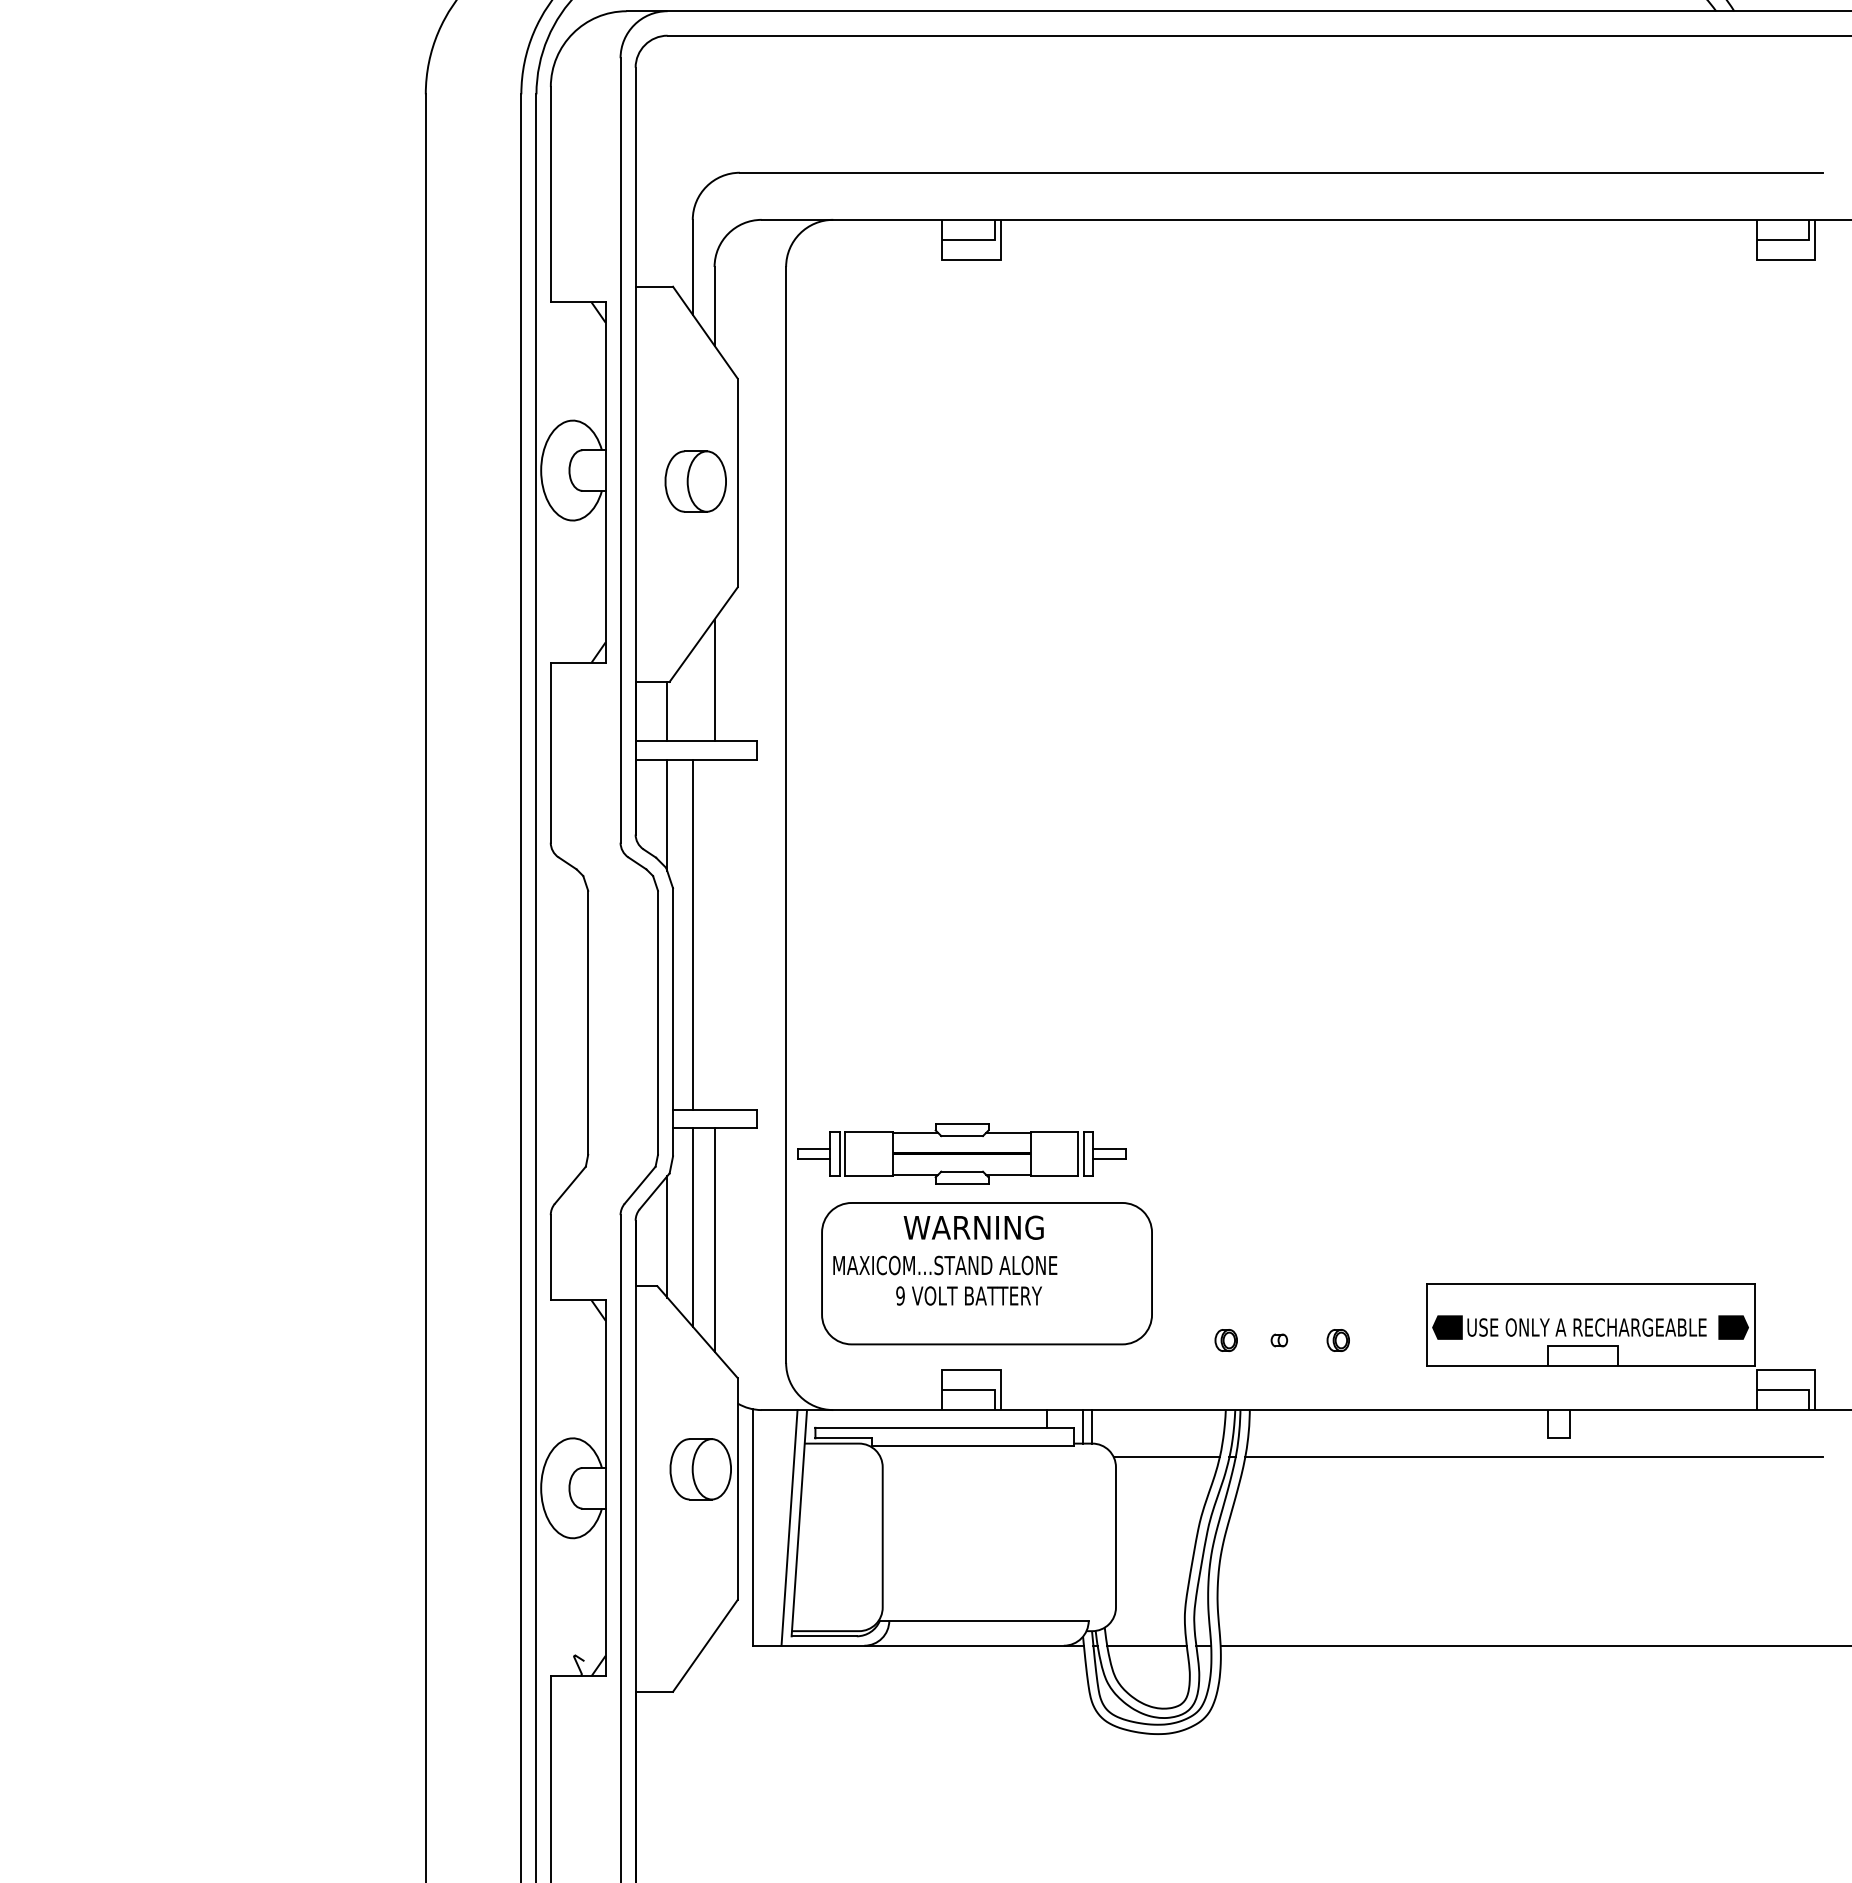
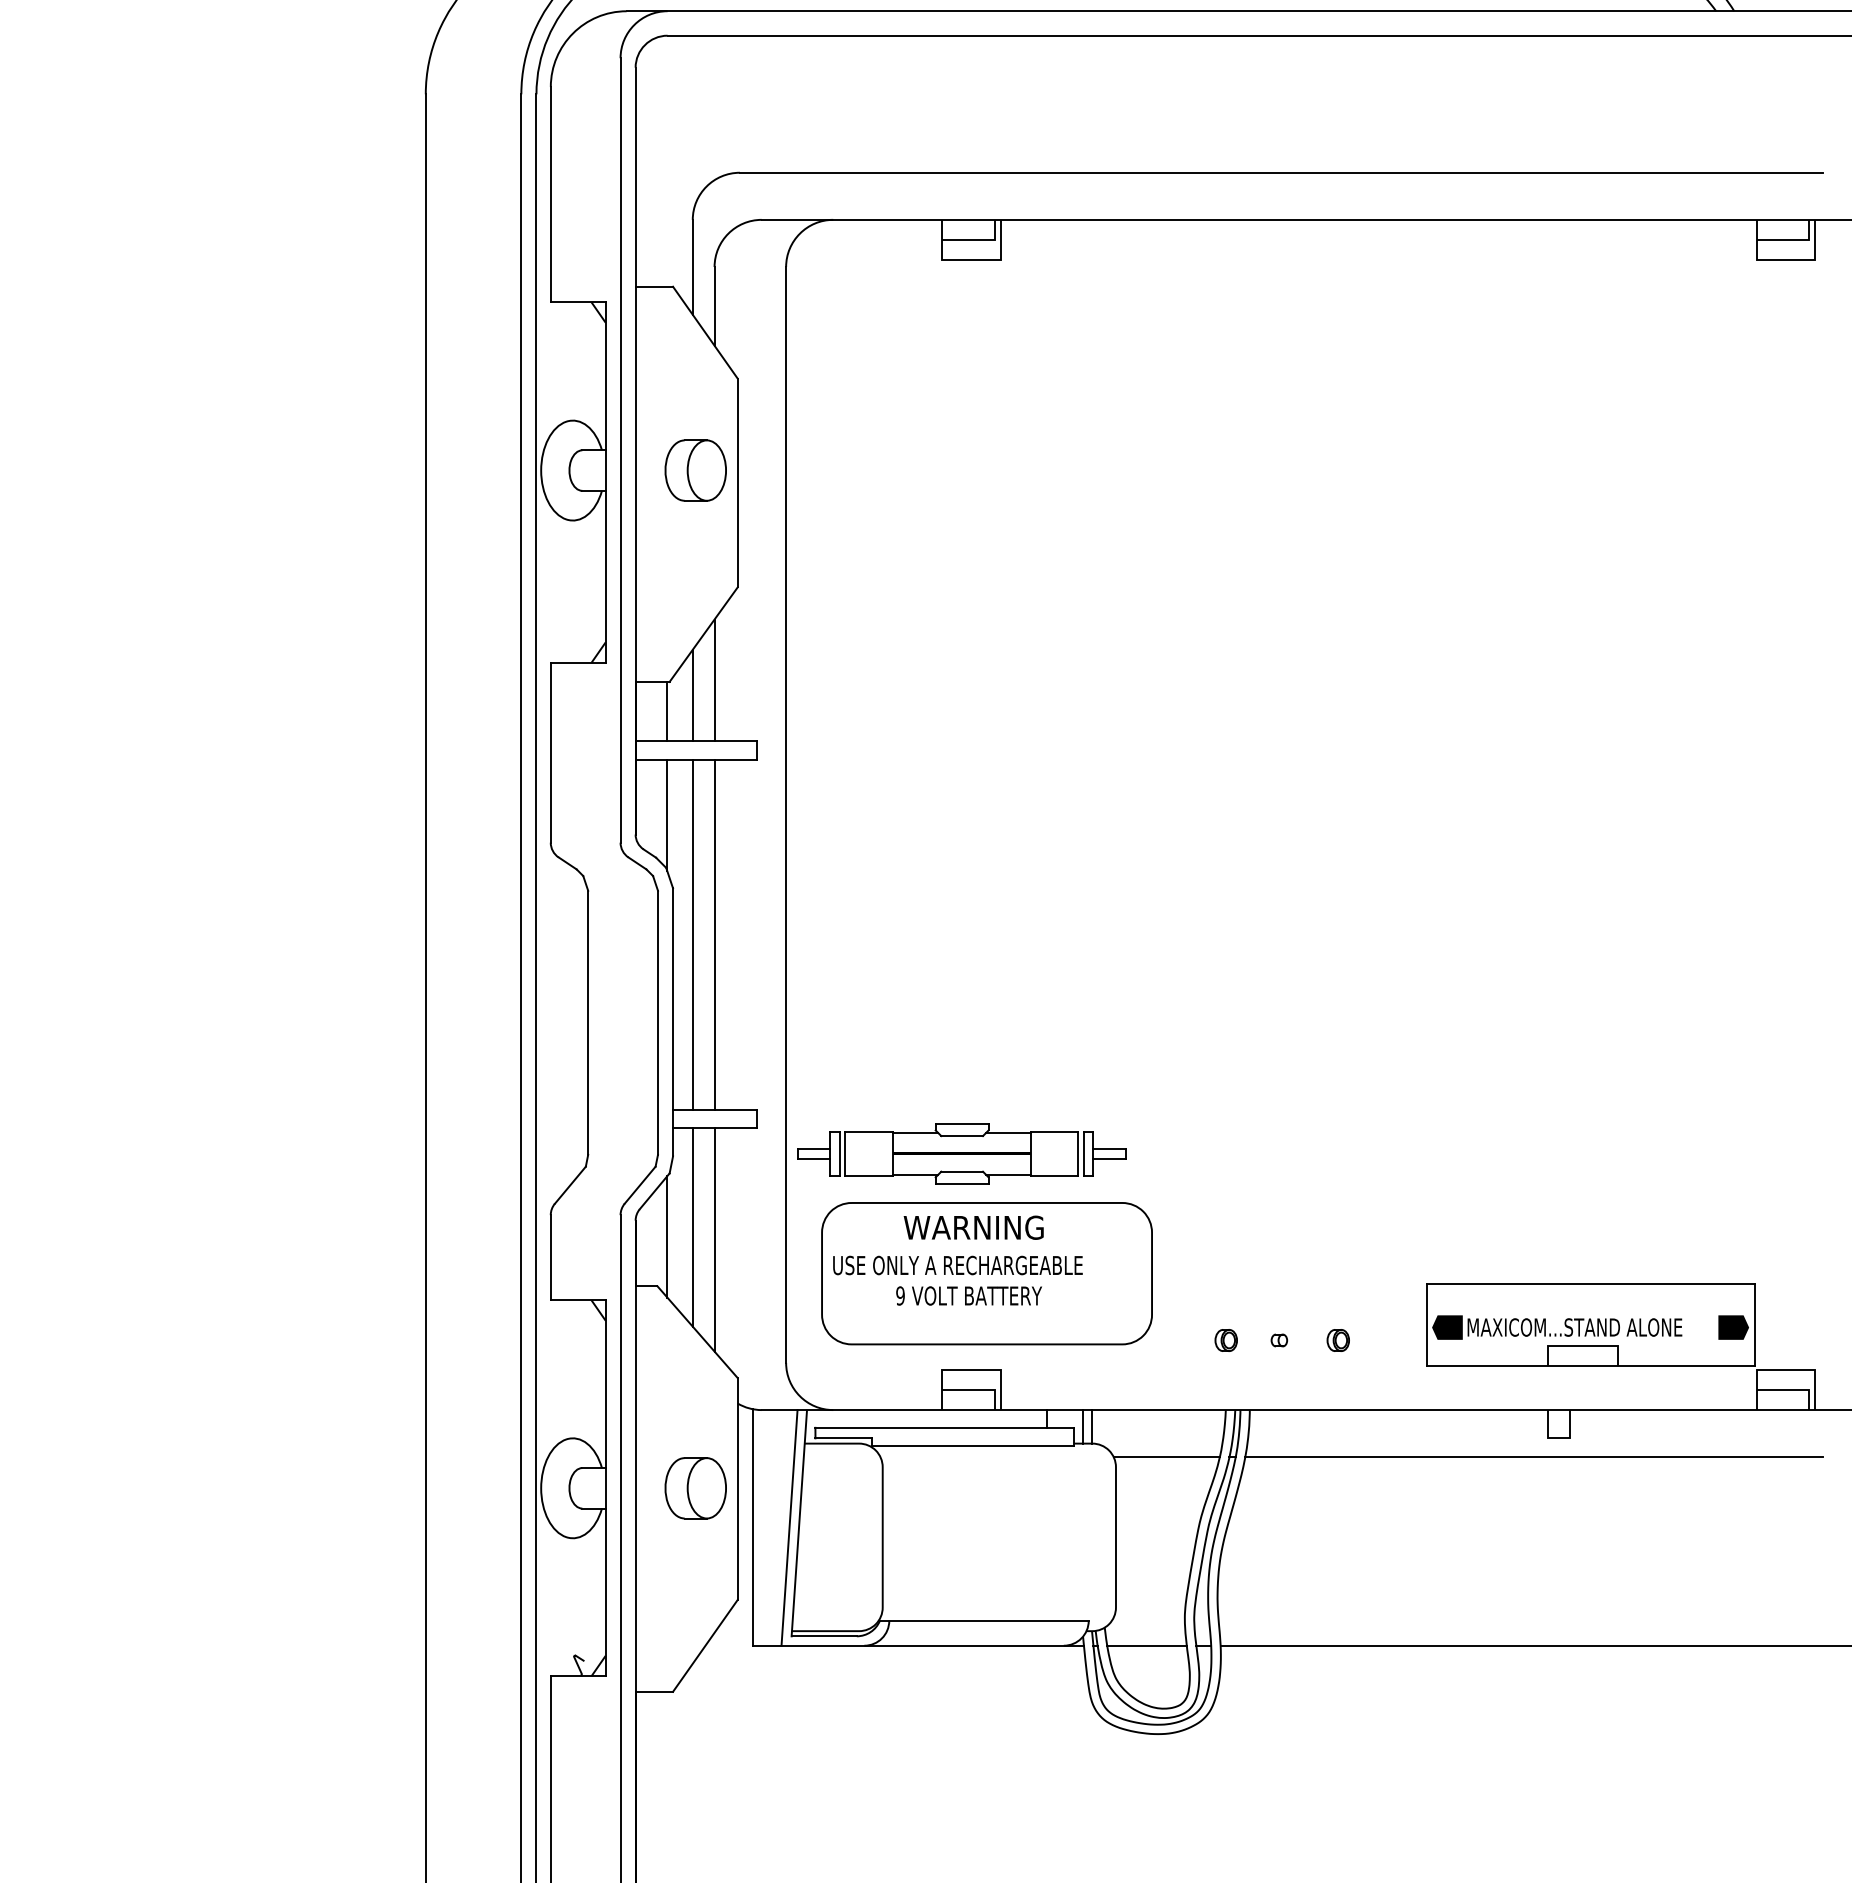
part position: (695, 481) -> (695, 470) (695, 470)
line: none -> present (692, 695)
line: none -> present (714, 934)
text: MAXICOM...STAND ALONE -> USE ONLY A RECHARGEABLE (957, 1265)
text: USE ONLY A RECHARGEABLE -> MAXICOM...STAND ALONE (1586, 1327)
part position: (700, 1469) -> (695, 1488) (695, 1488)
